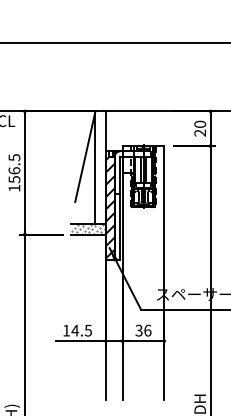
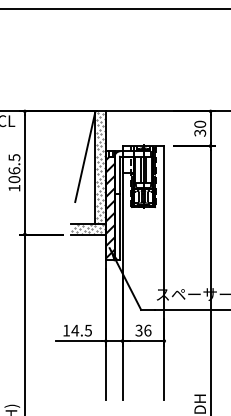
line position: (114, 42) -> (114, 8) (114, 8)
text: 20 -> 30 (200, 132)
hatch: none -> present (100, 167)
text: 156.5 -> 106.5 (14, 179)
